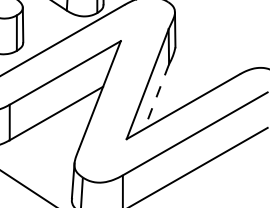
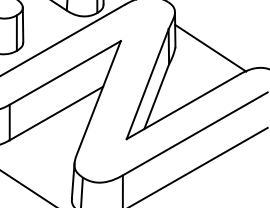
line: none -> present (210, 47)
line: dashed -> solid (156, 96)
